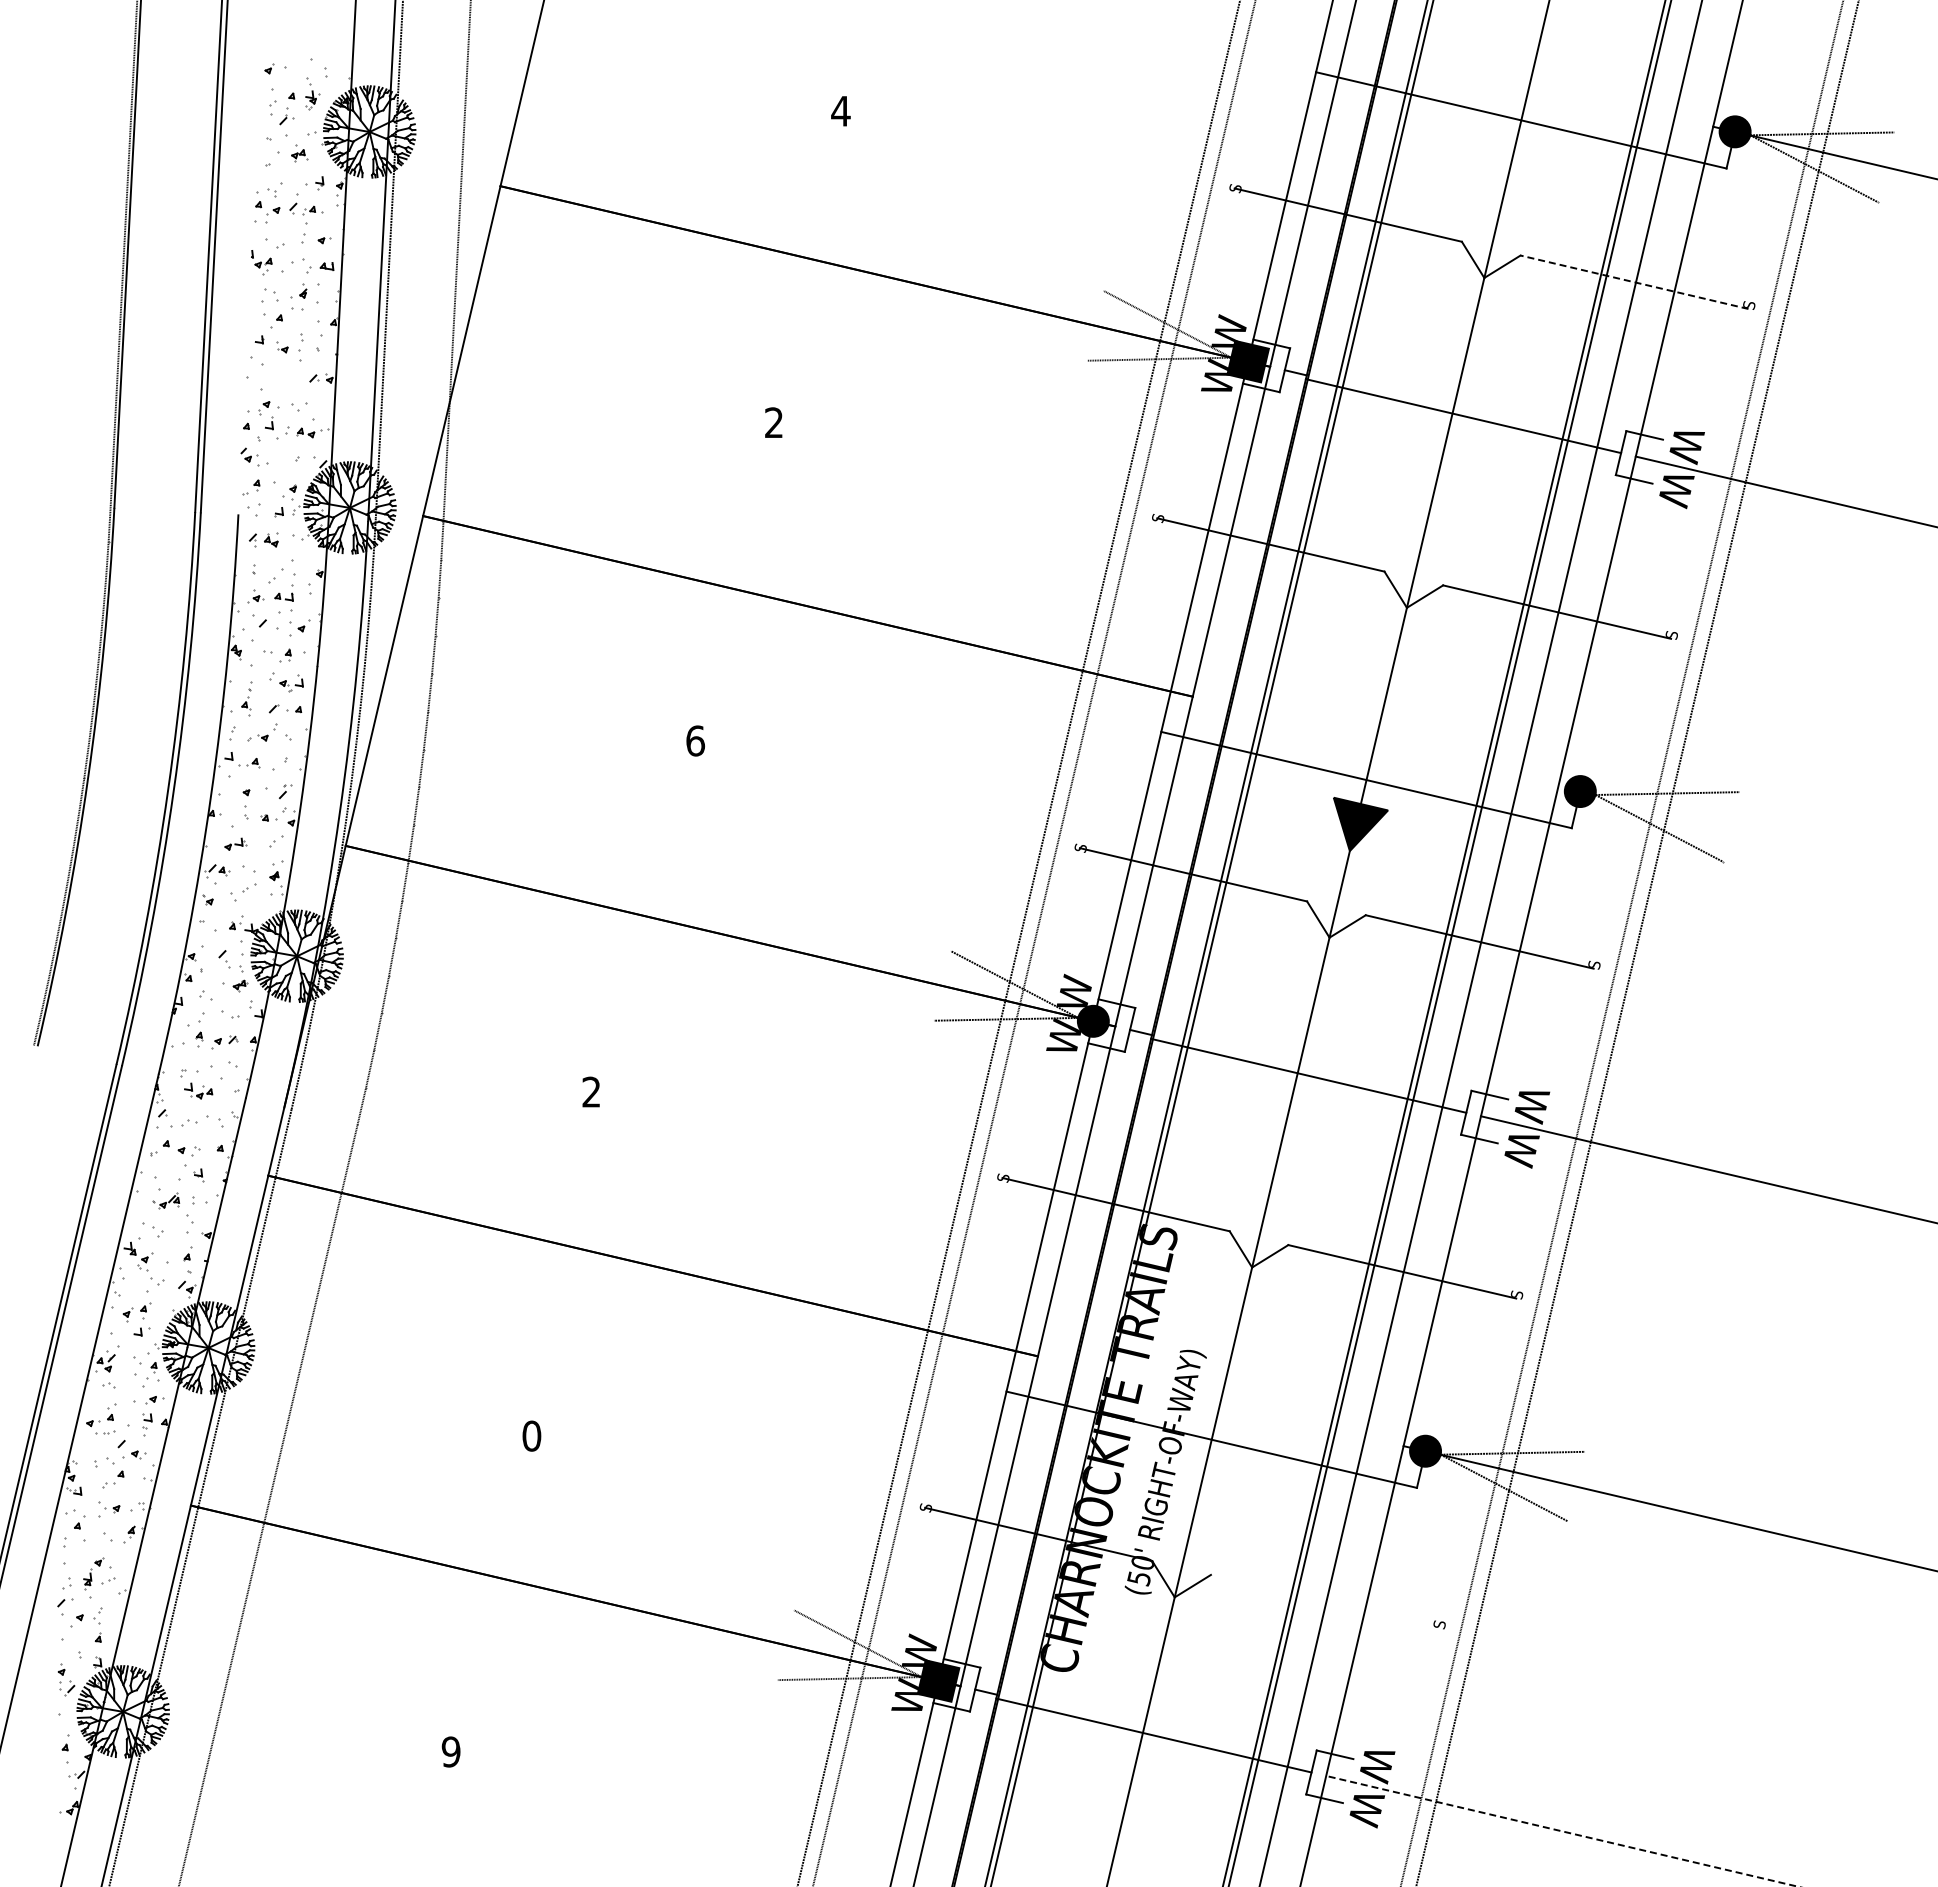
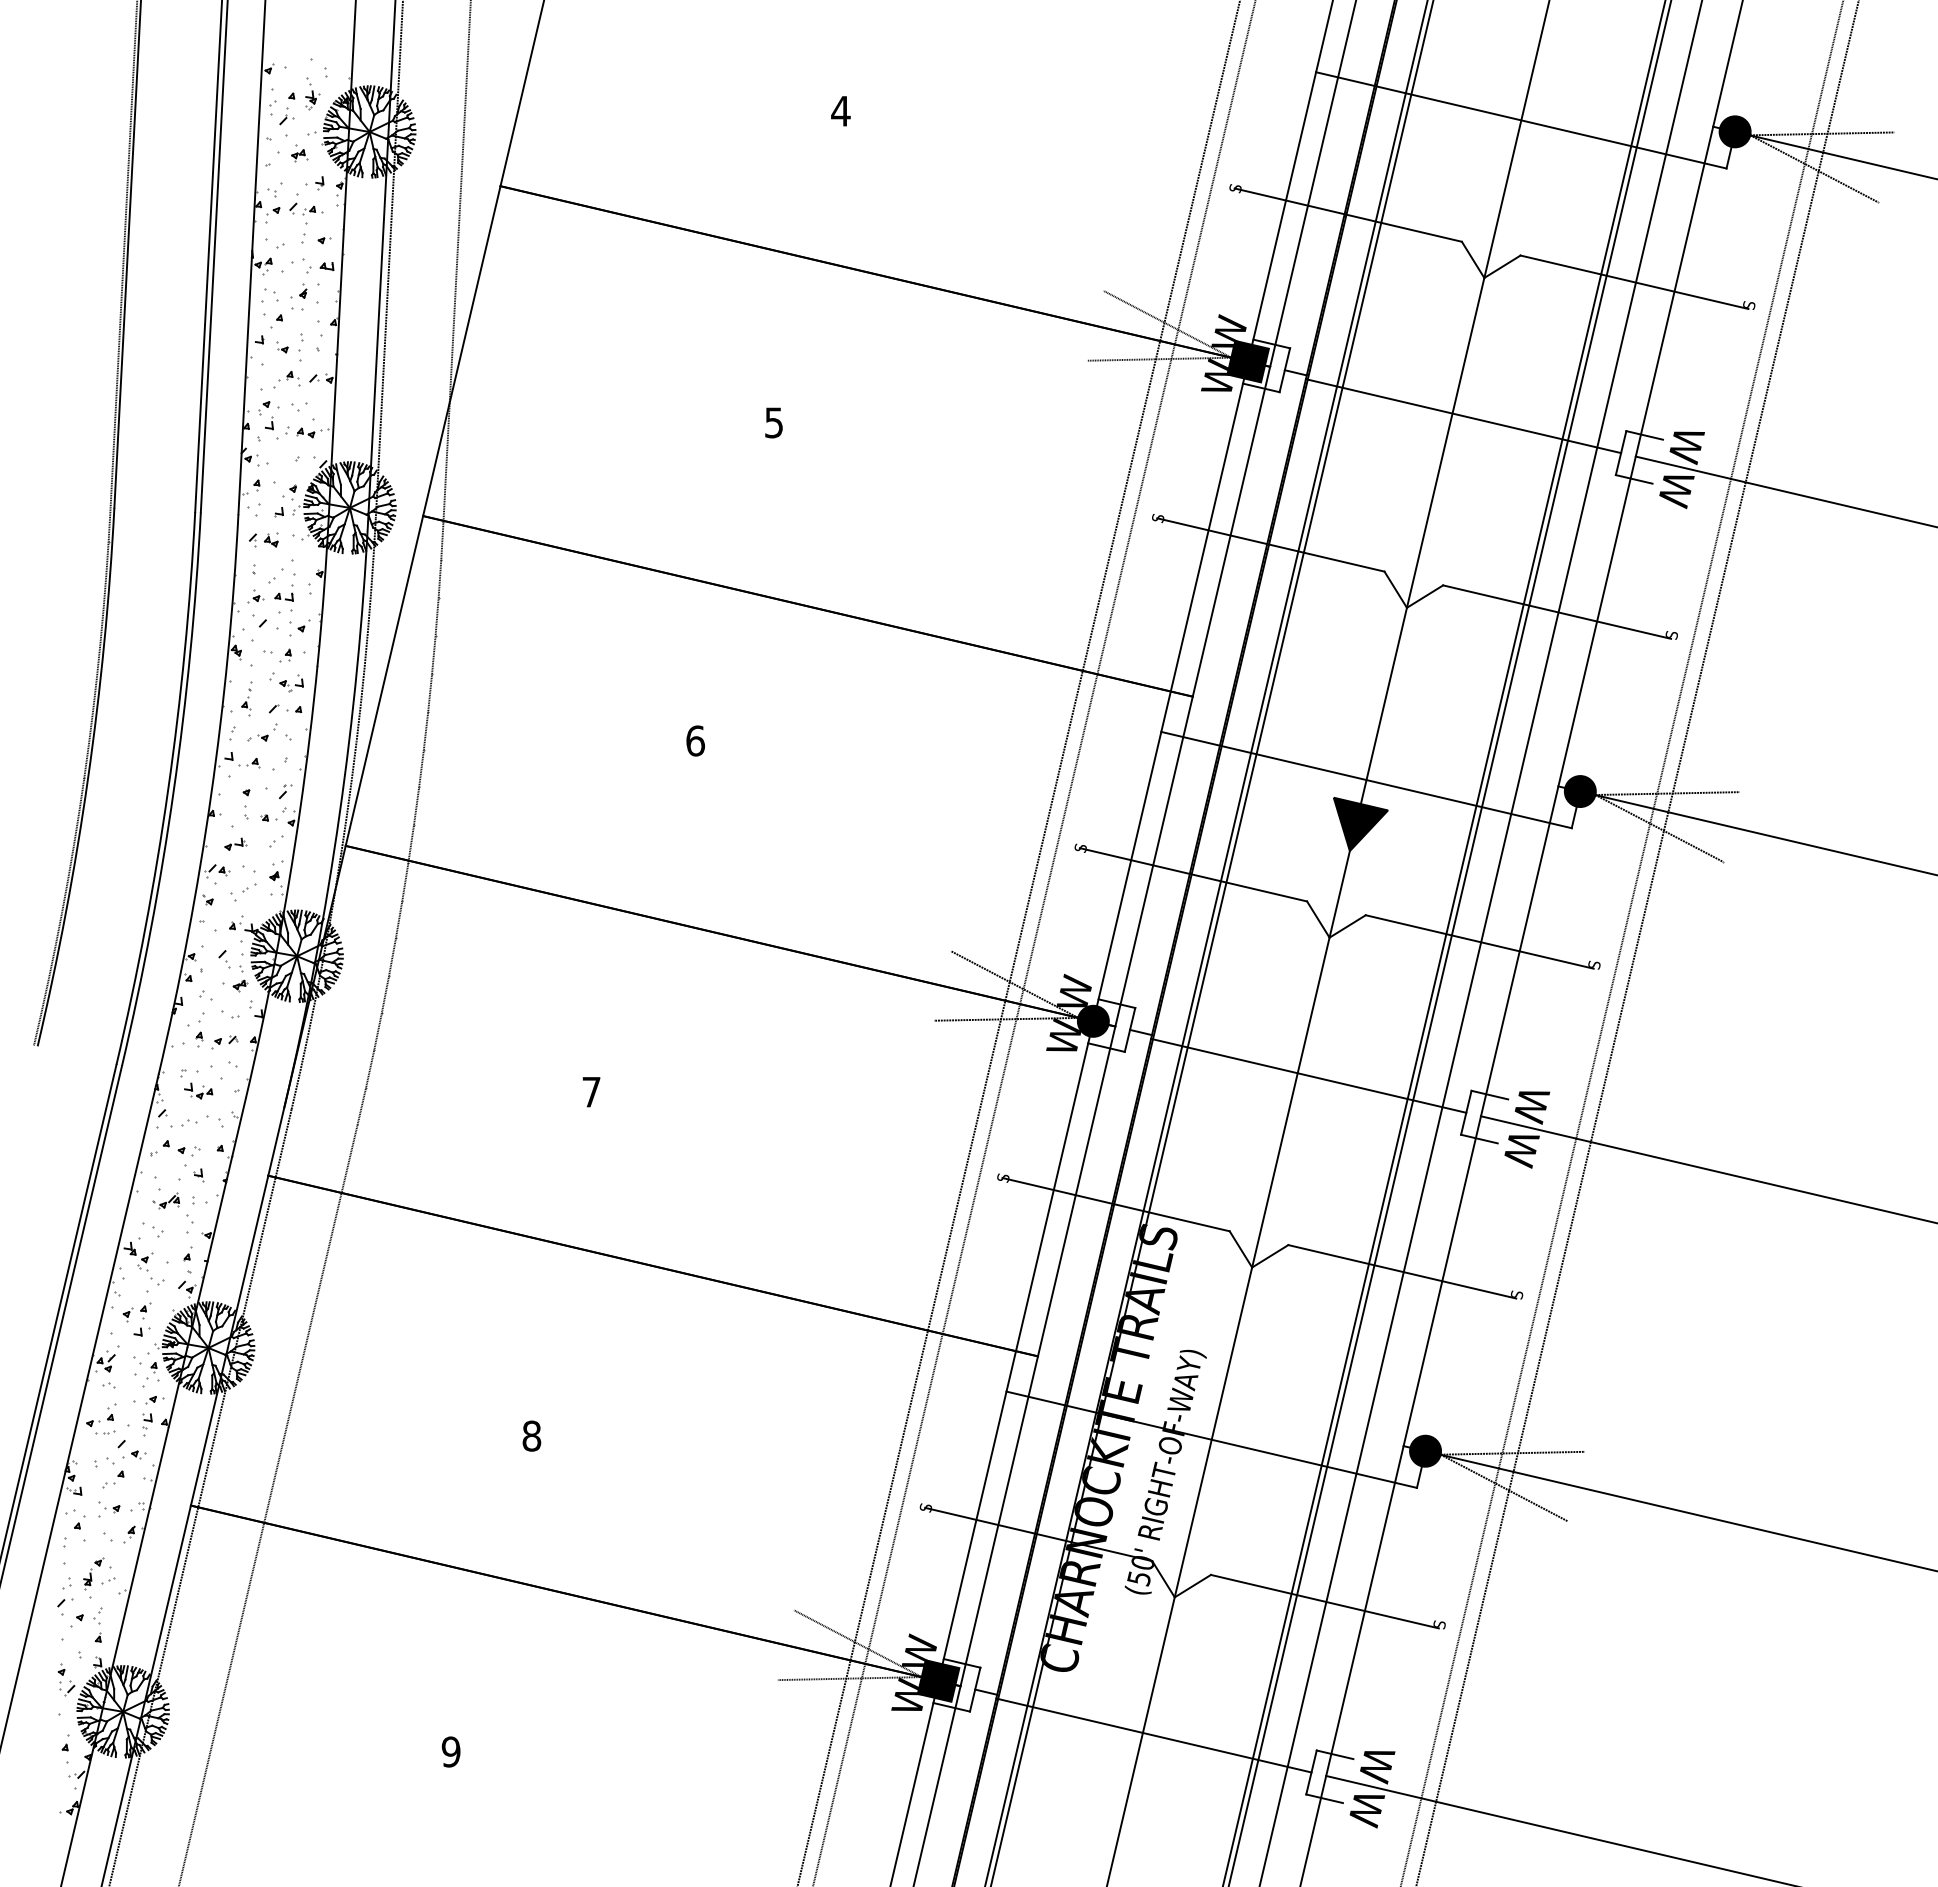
line: none -> present (251, 258)
line: dashed -> solid (1634, 282)
part: none -> present (286, 379)
text: 2 -> 5 (773, 422)
line: none -> present (1746, 830)
text: 2 -> 7 (591, 1091)
text: 0 -> 8 (531, 1436)
line: none -> present (1324, 1601)
line: dashed -> solid (1562, 1831)
